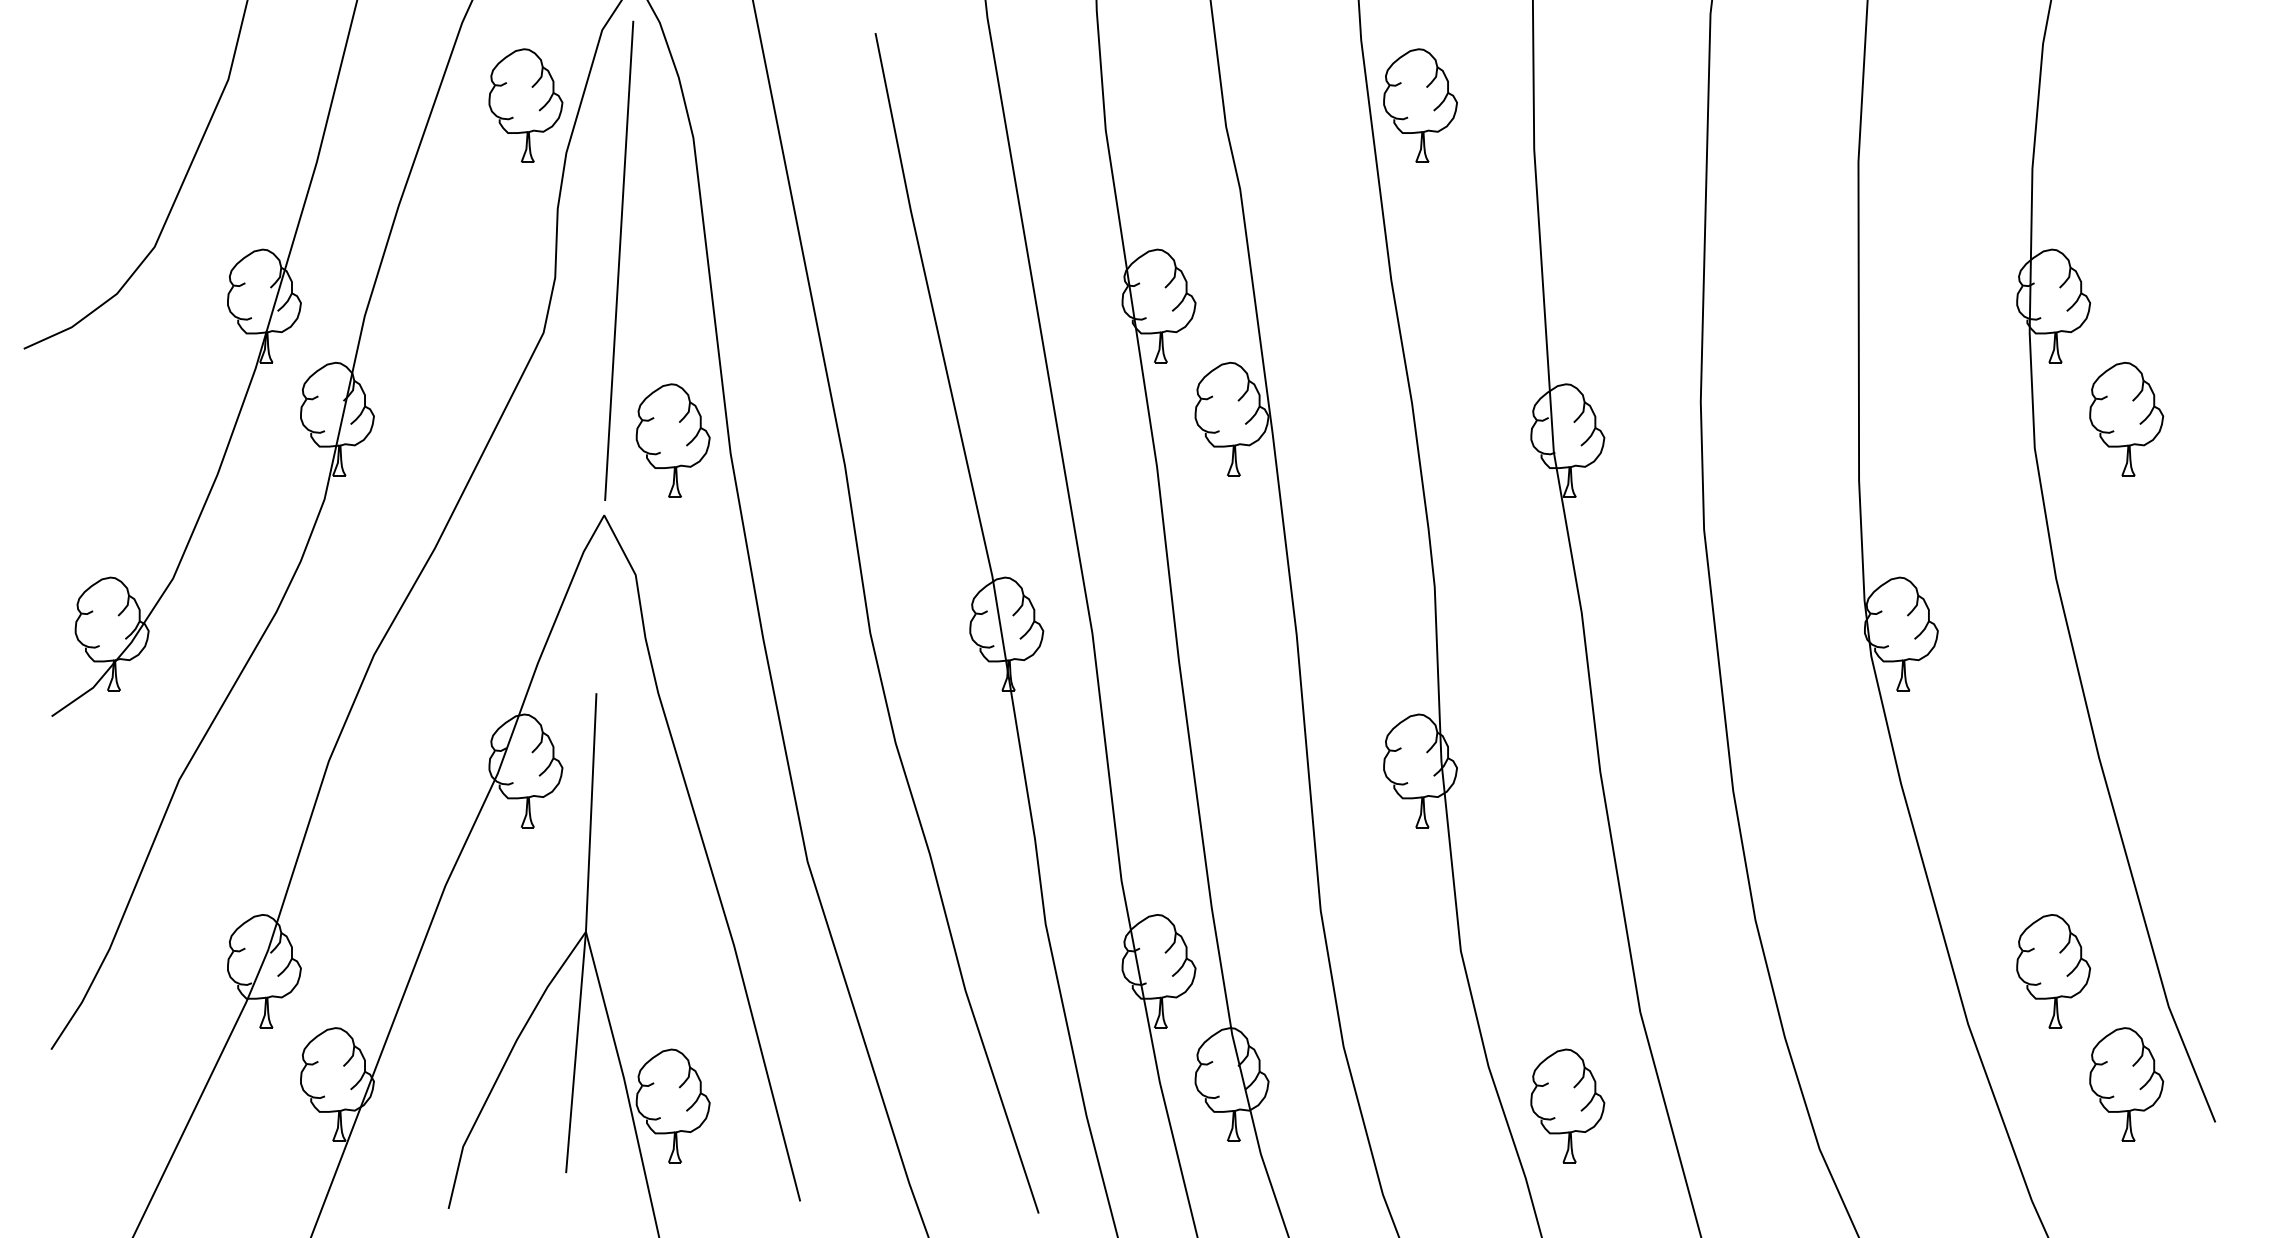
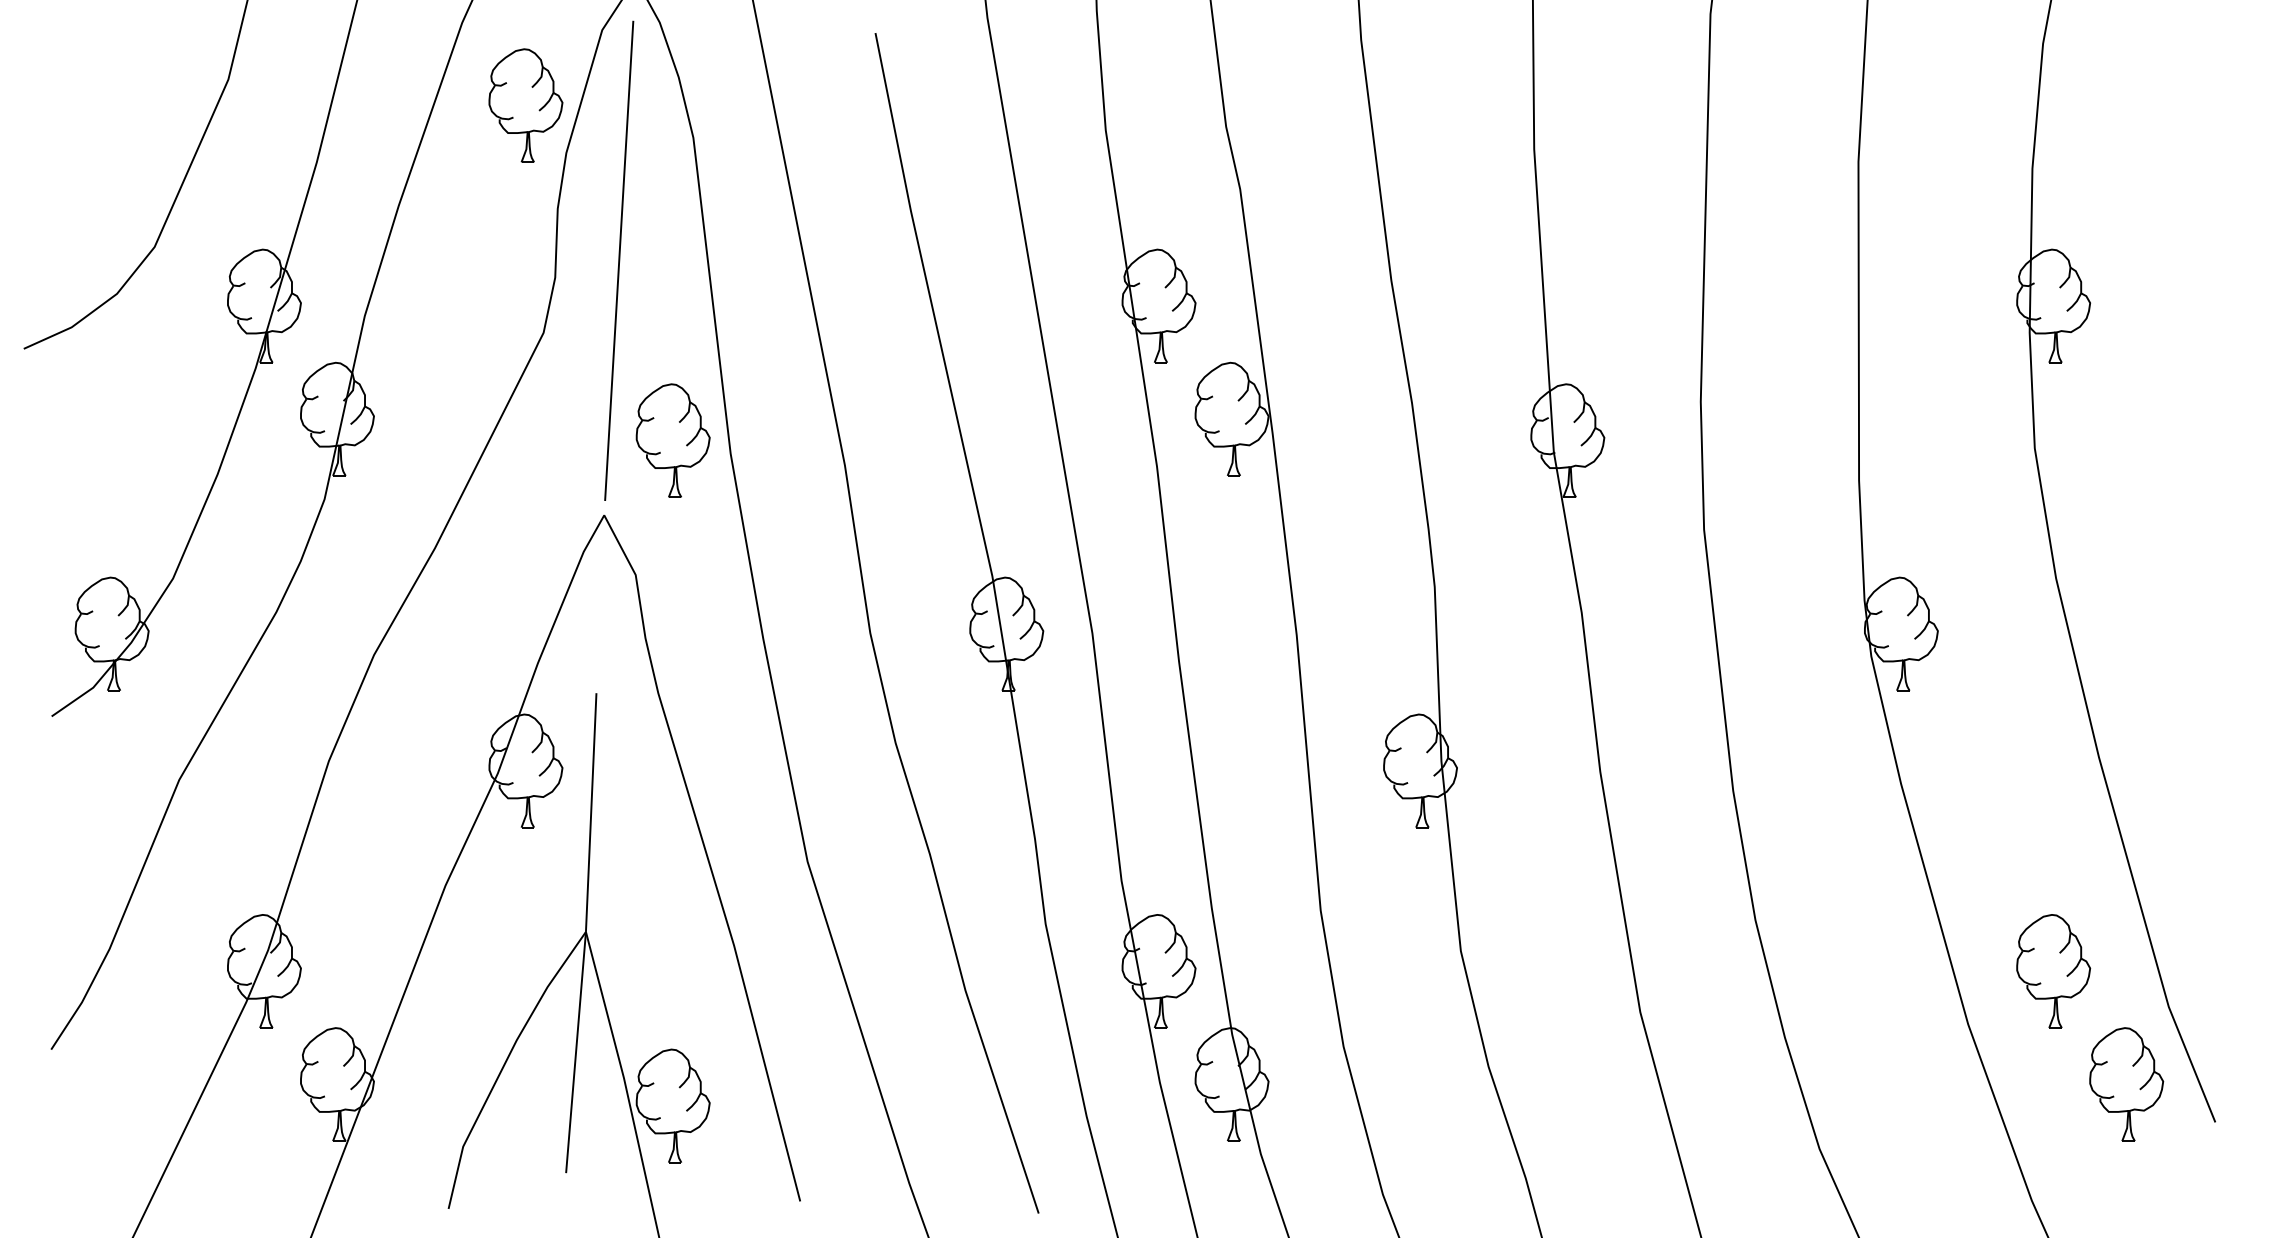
part: present -> none (1420, 105)
part: present -> none (2126, 419)
part: present -> none (1567, 1105)
